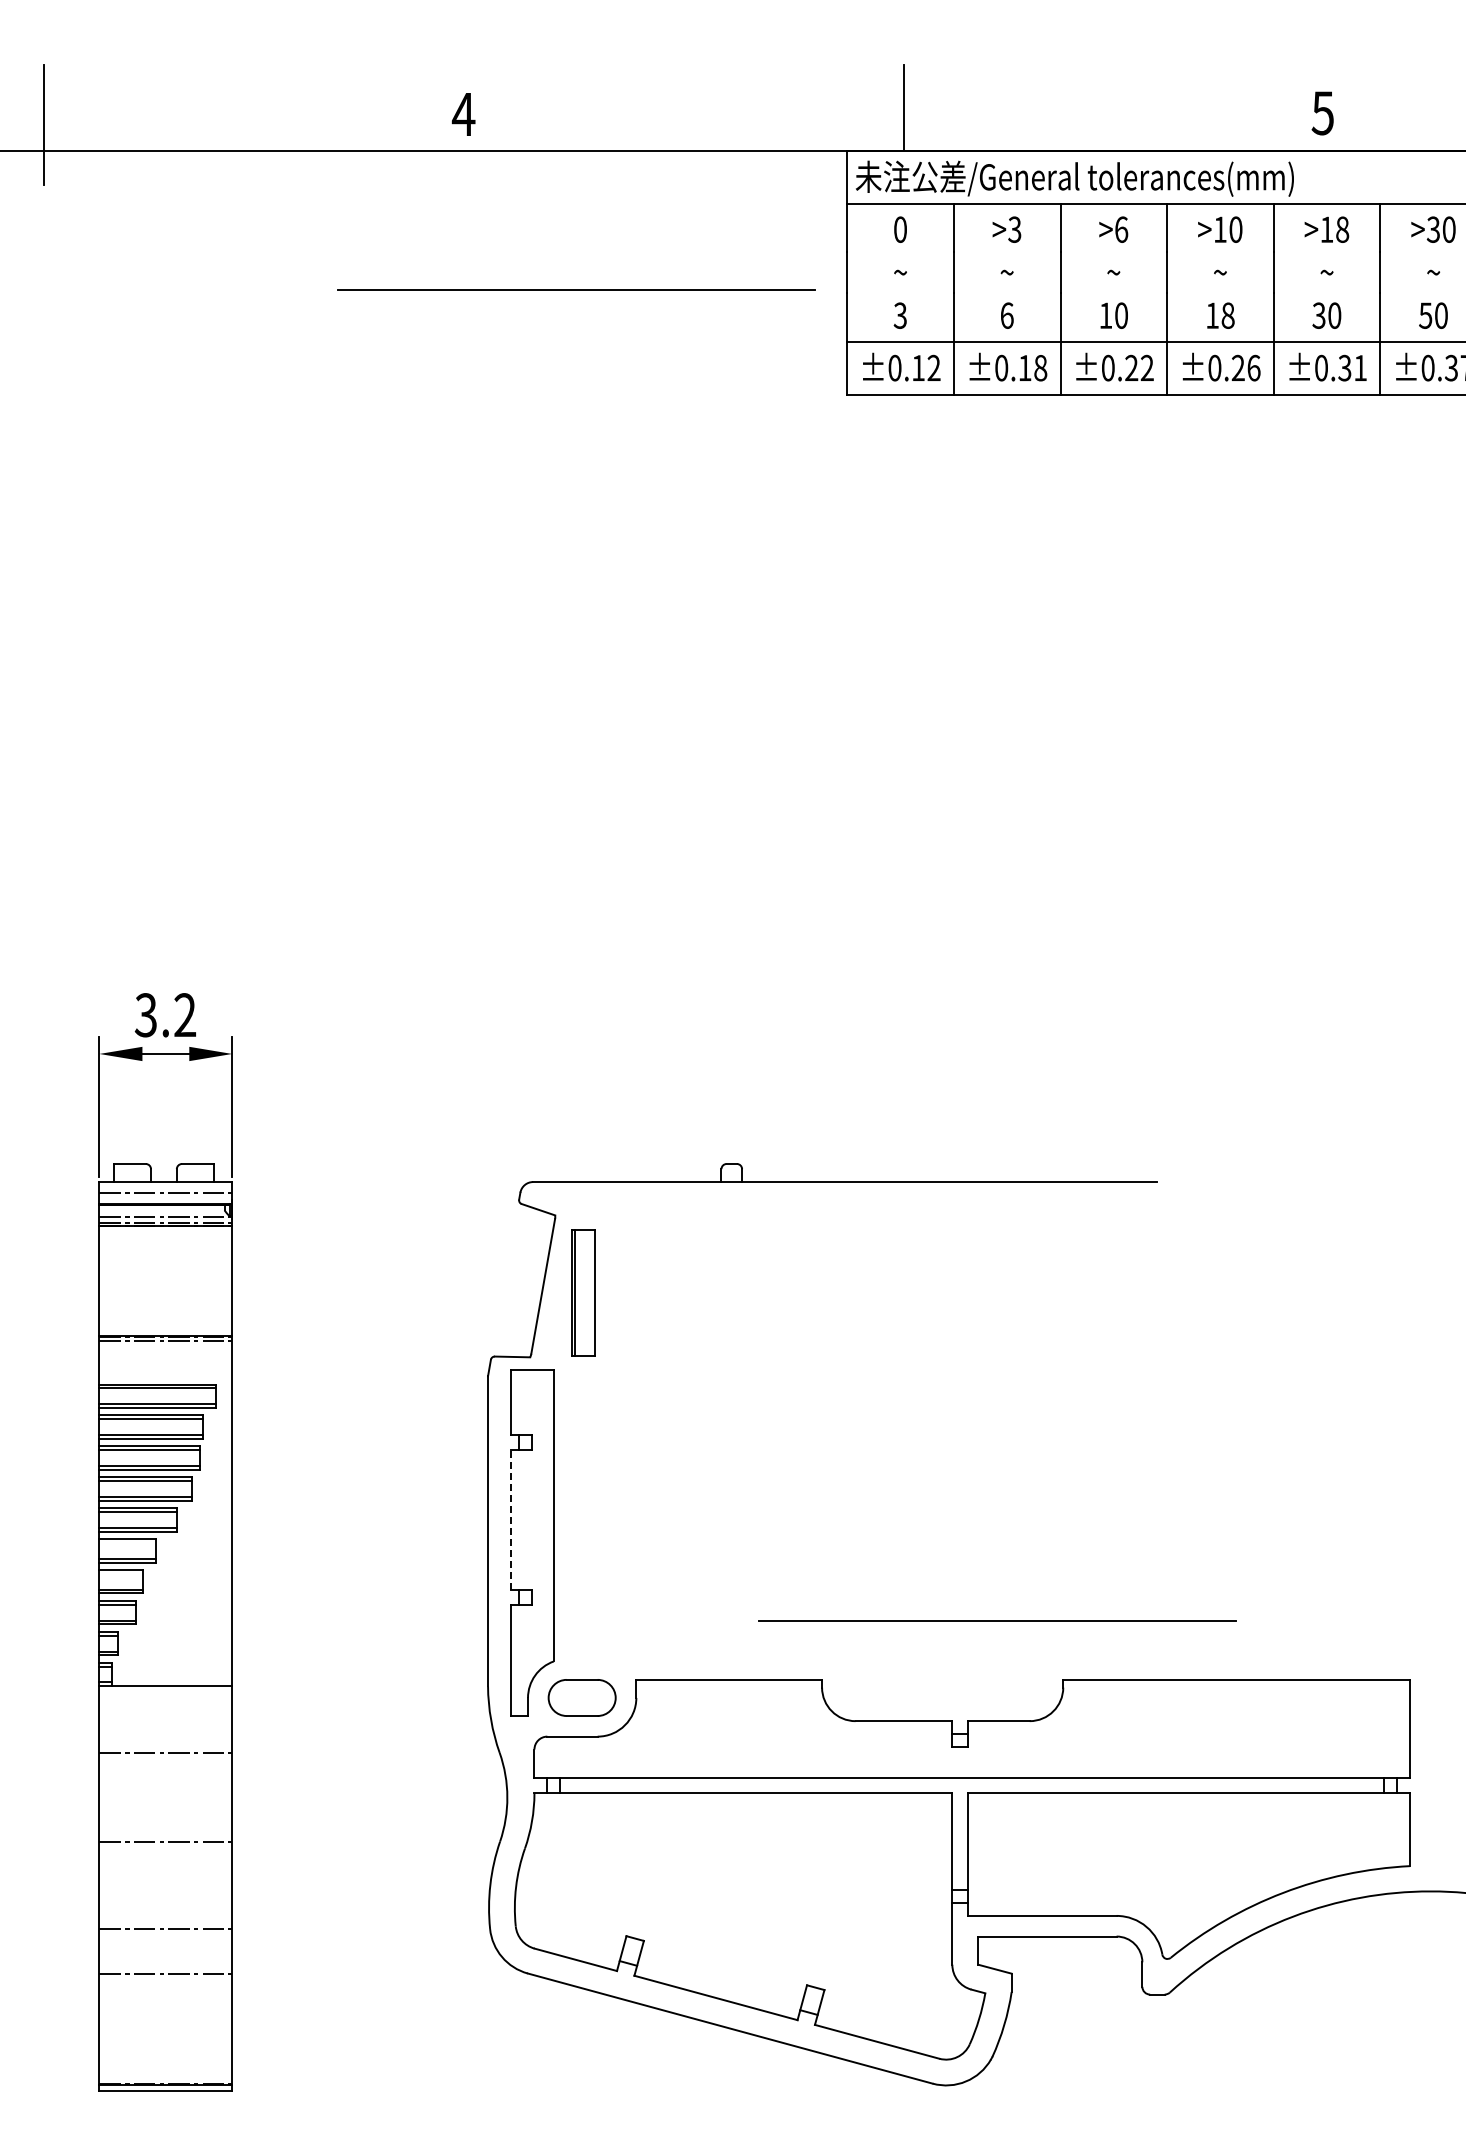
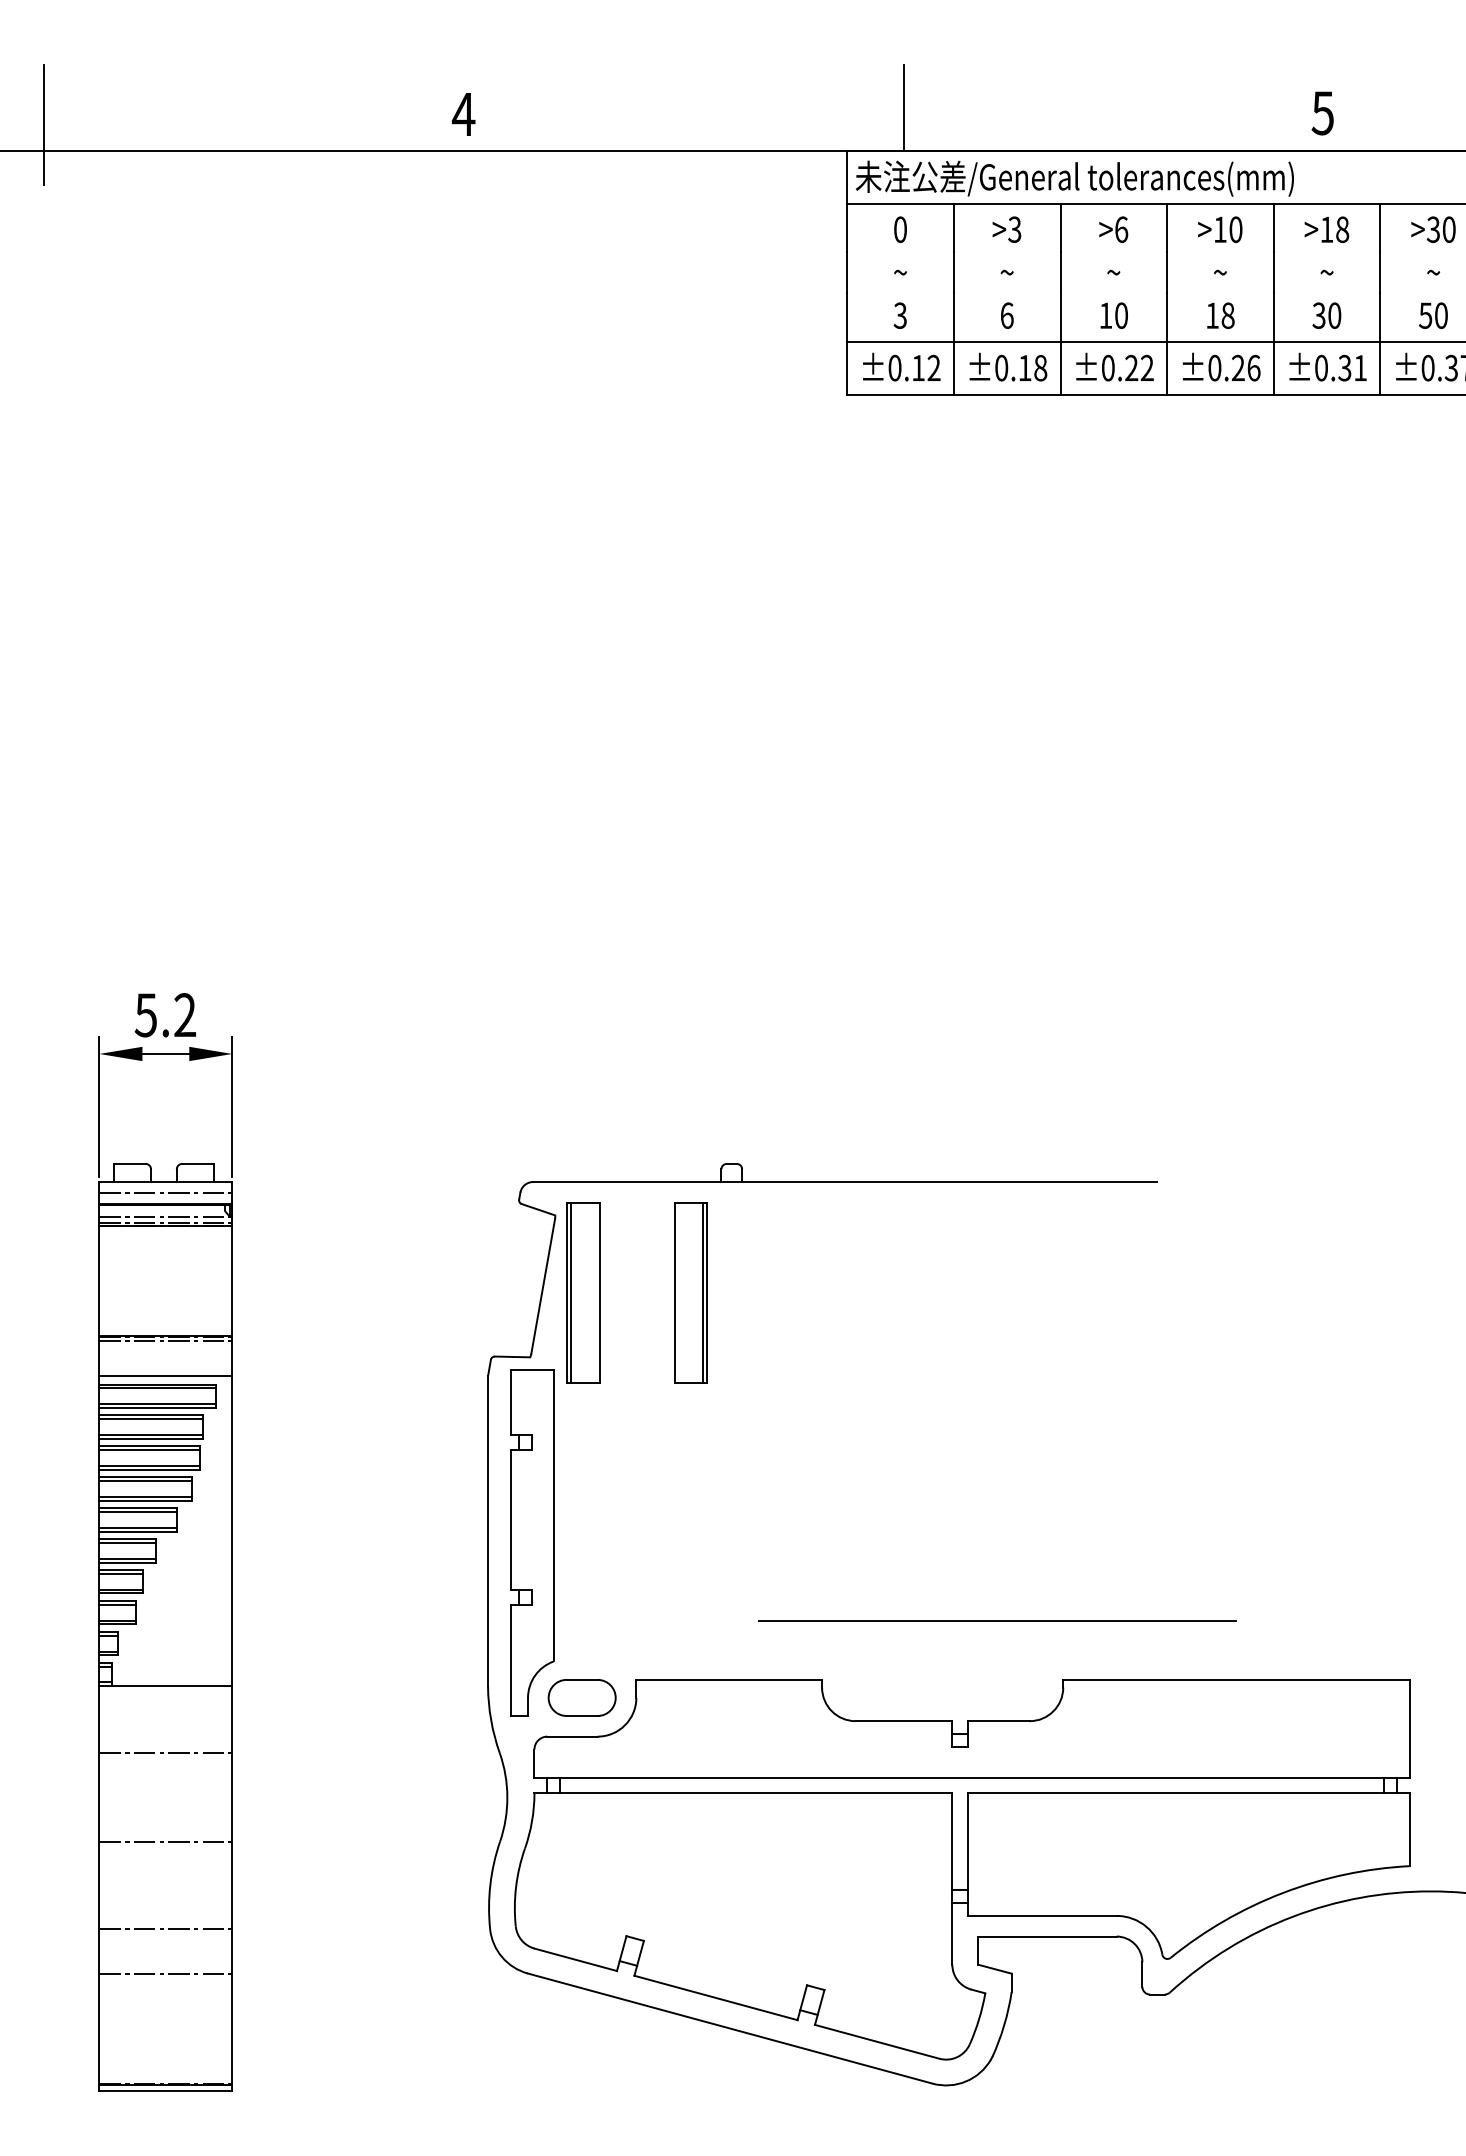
line: present -> none (576, 289)
text: 3.2 -> 5.2 (145, 1014)
part size: 25x128 px -> 35x182 px (583, 1292)
part: none -> present (690, 1292)
line: none -> present (165, 1376)
line: dashed -> solid (511, 1519)
line: none -> present (127, 1543)
line: none -> present (121, 1574)
